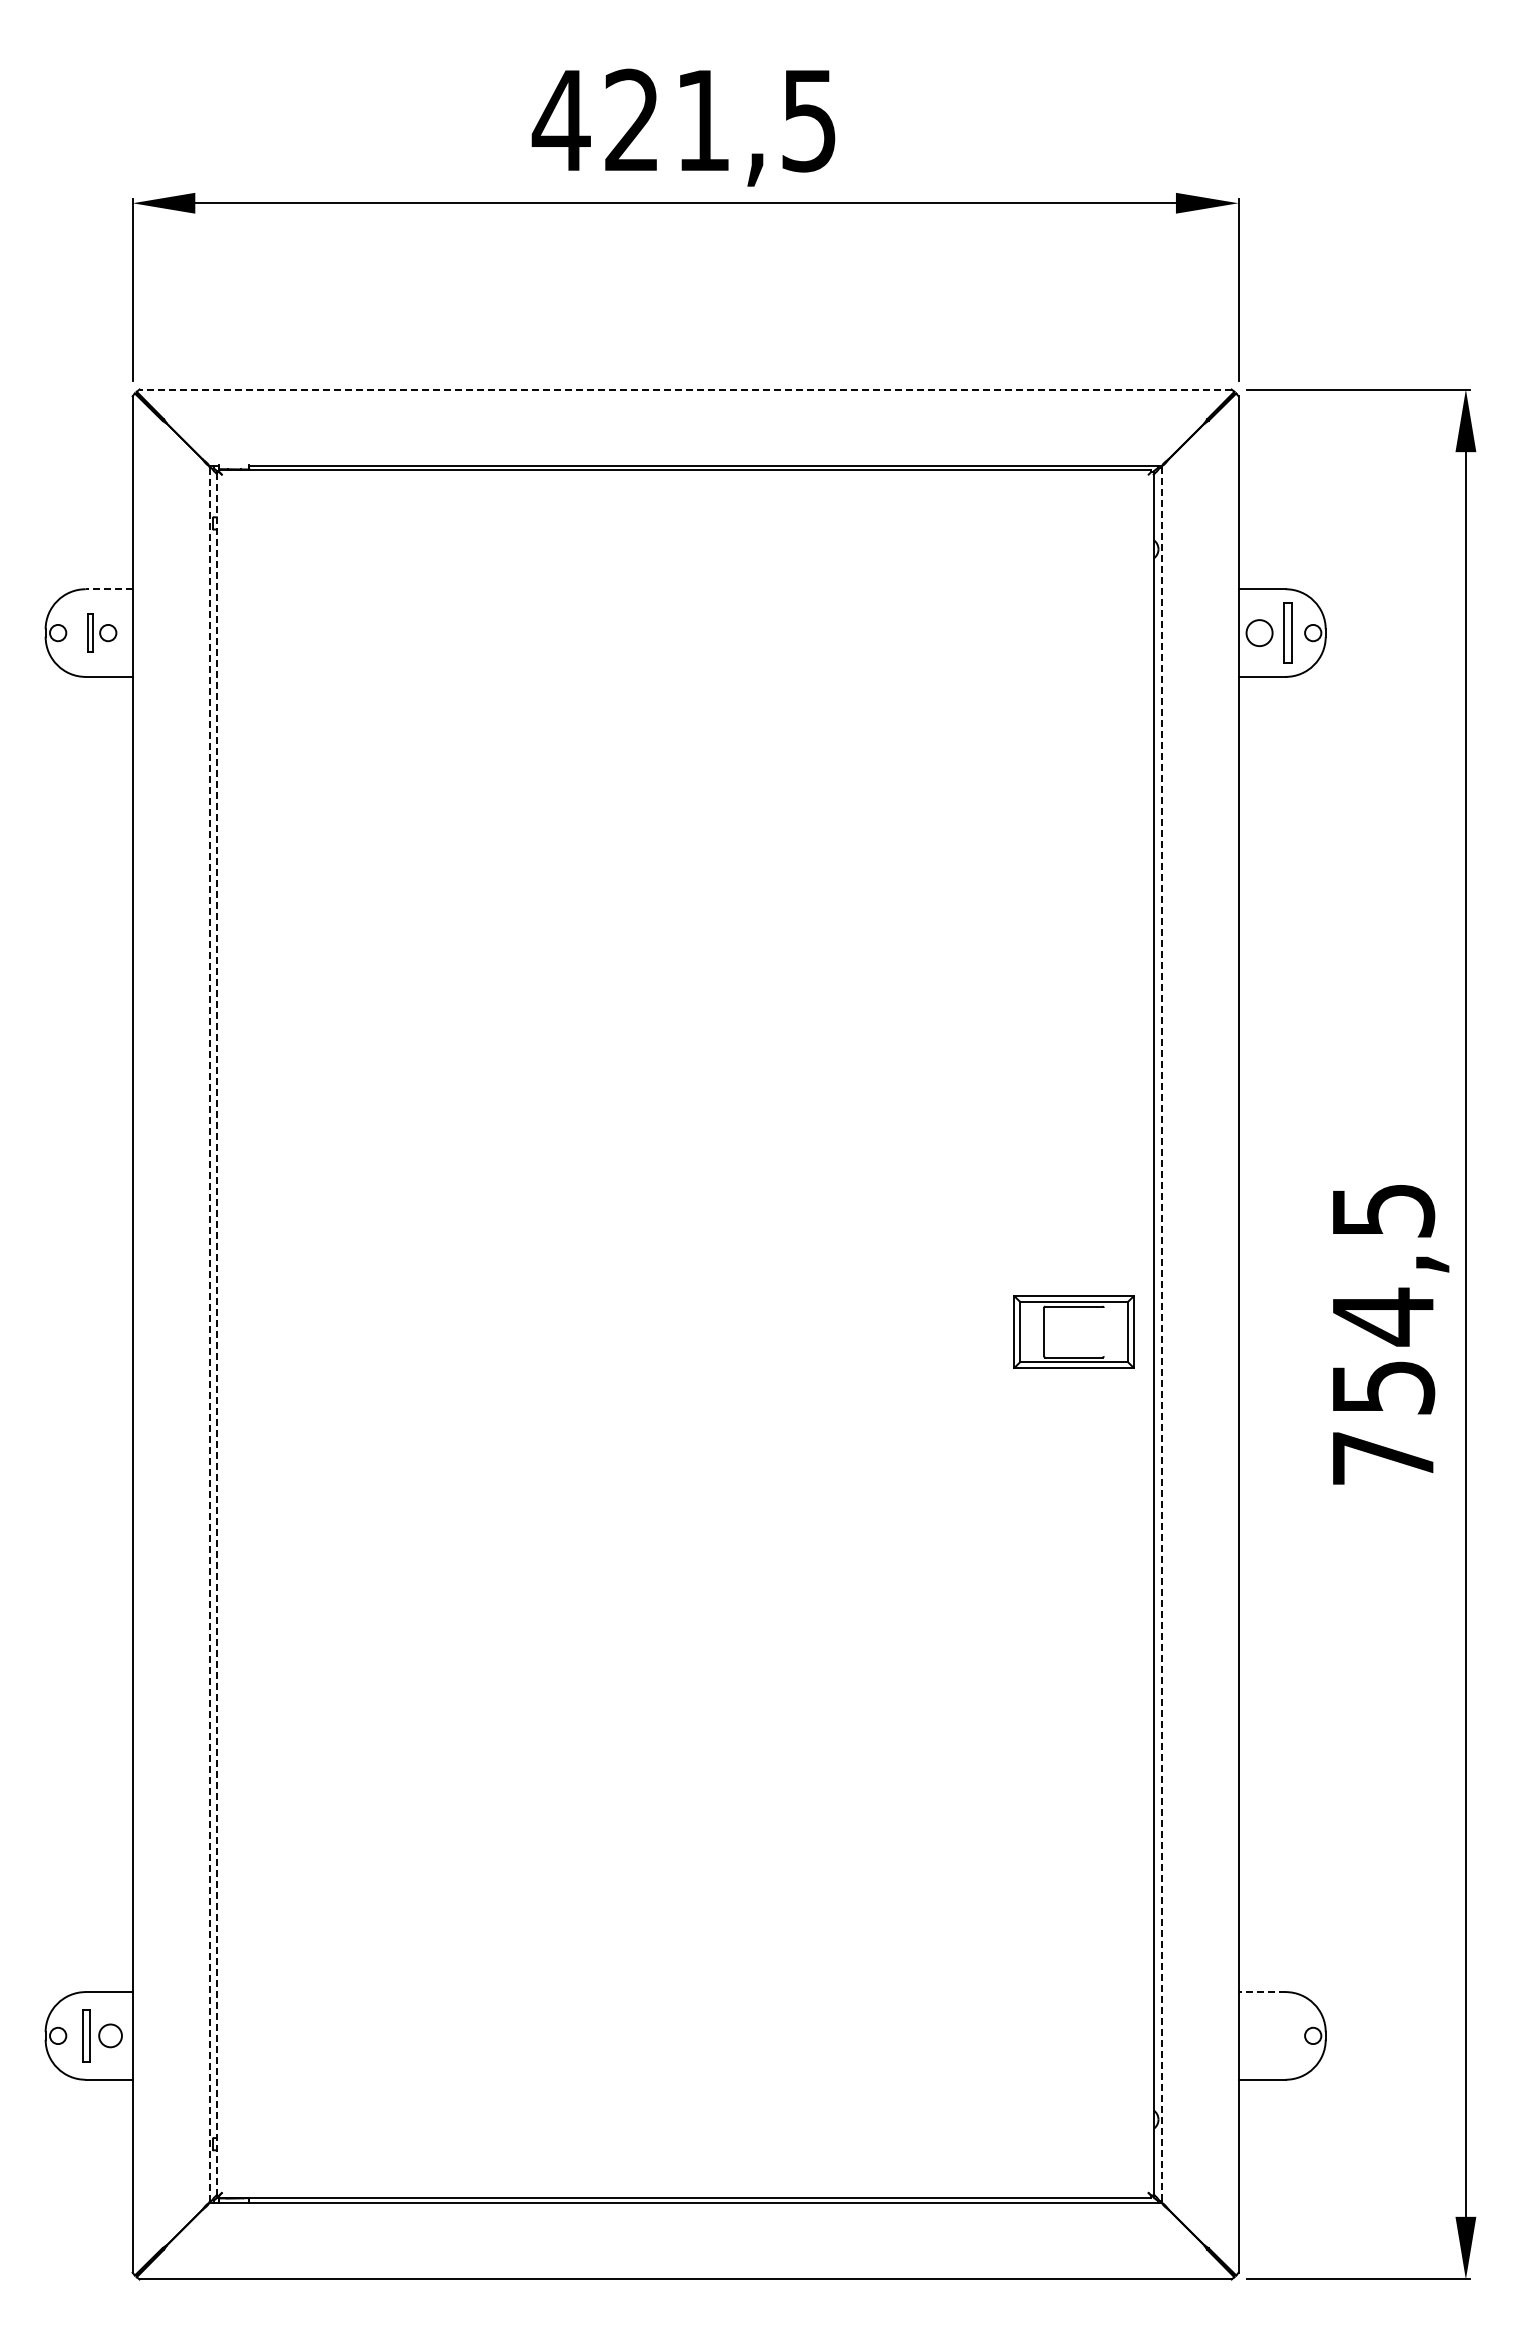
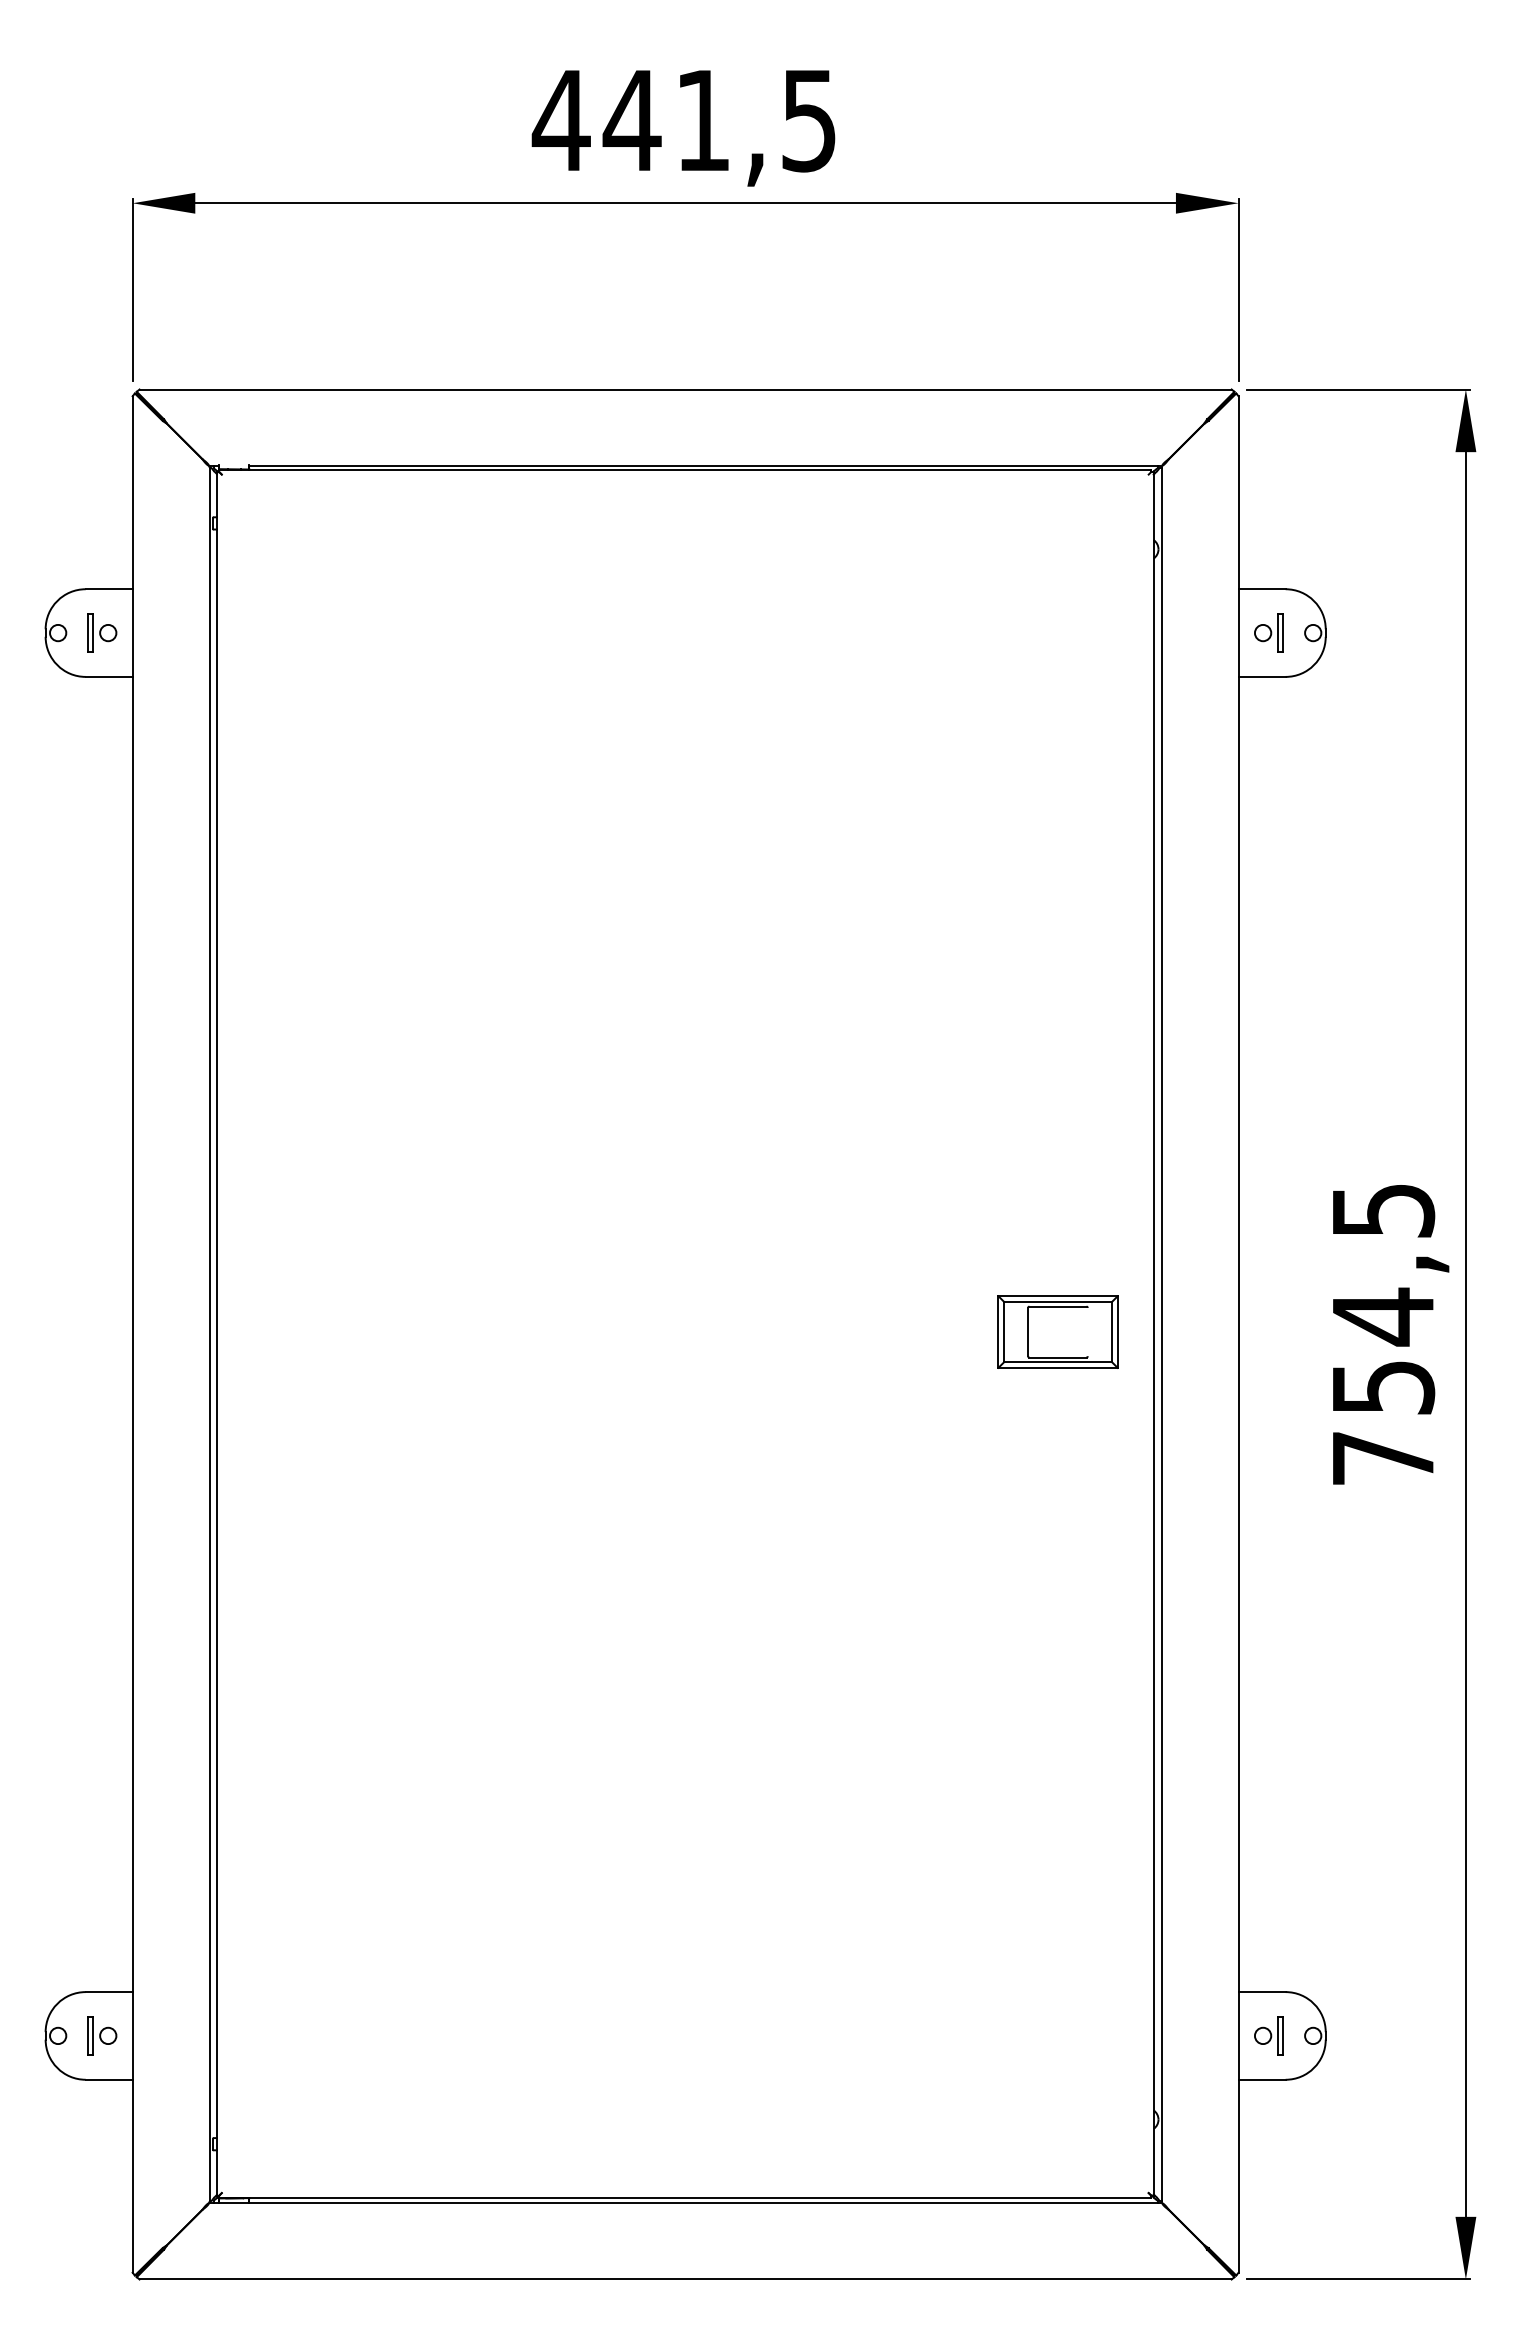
text: 421,5 -> 441,5 (631, 119)
line: dashed -> solid (685, 389)
line: dashed -> solid (108, 589)
part size: 48x62 px -> 30x40 px (1268, 632)
part position: (1073, 1331) -> (1057, 1331) (1057, 1331)
line: dashed -> solid (216, 1333)
line: dashed -> solid (209, 1334)
line: dashed -> solid (1161, 1334)
line: dashed -> solid (1262, 1992)
part size: 41x54 px -> 31x40 px (102, 2035)
part: none -> present (1268, 2035)
